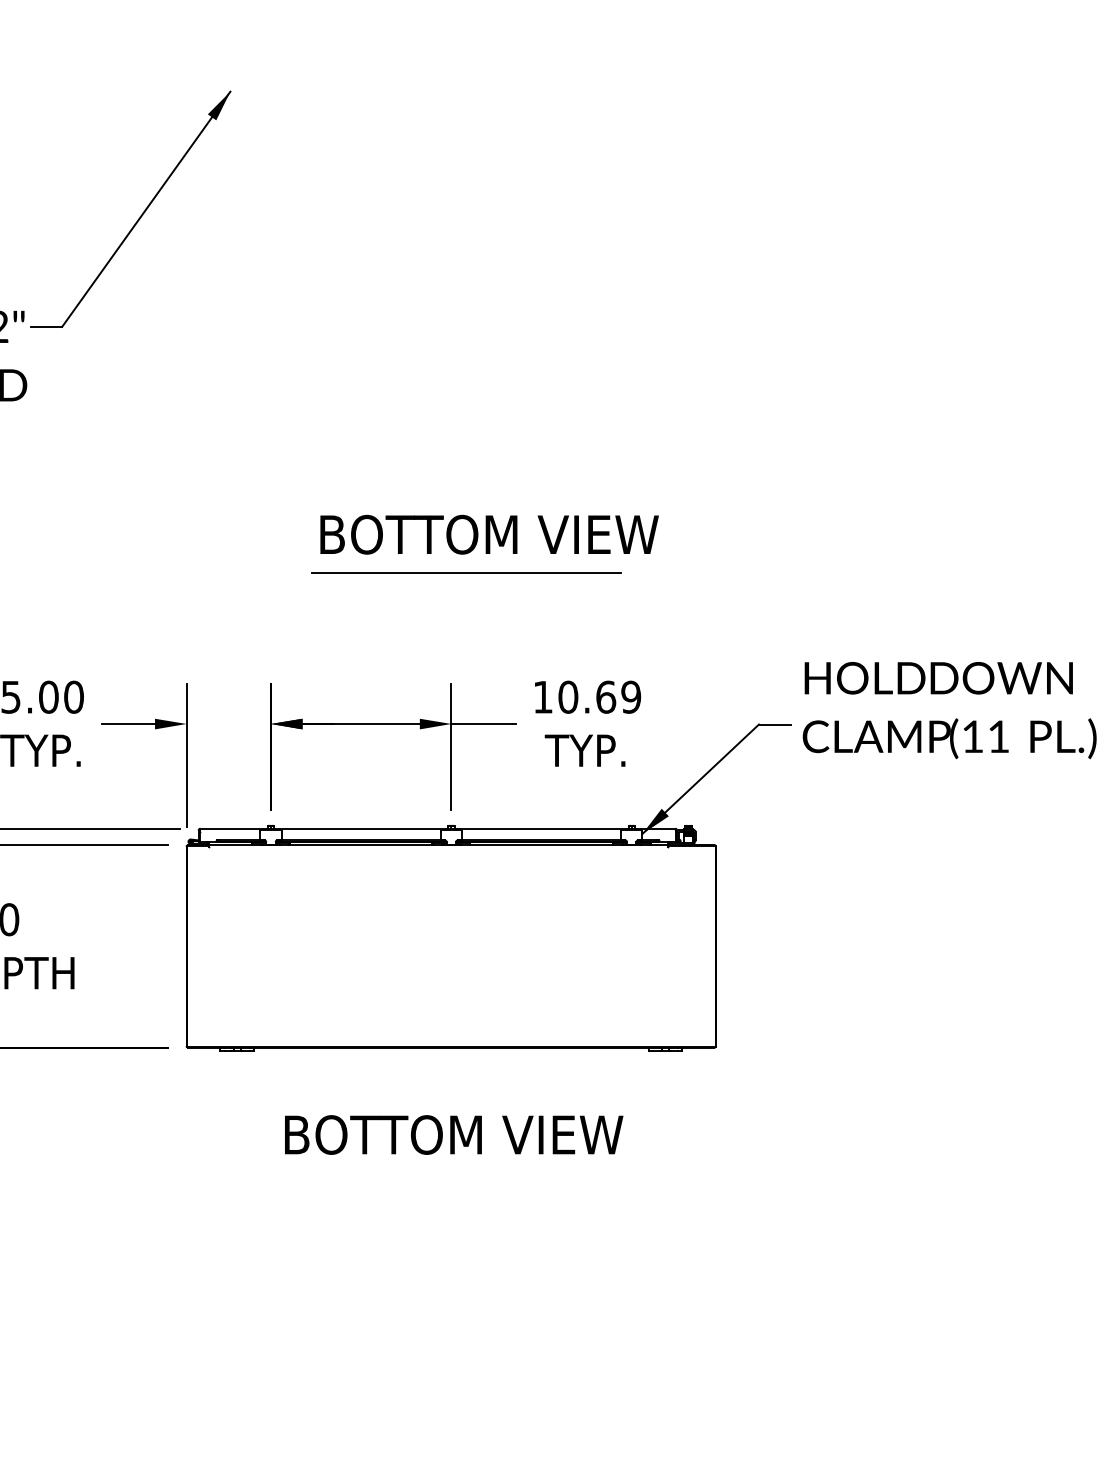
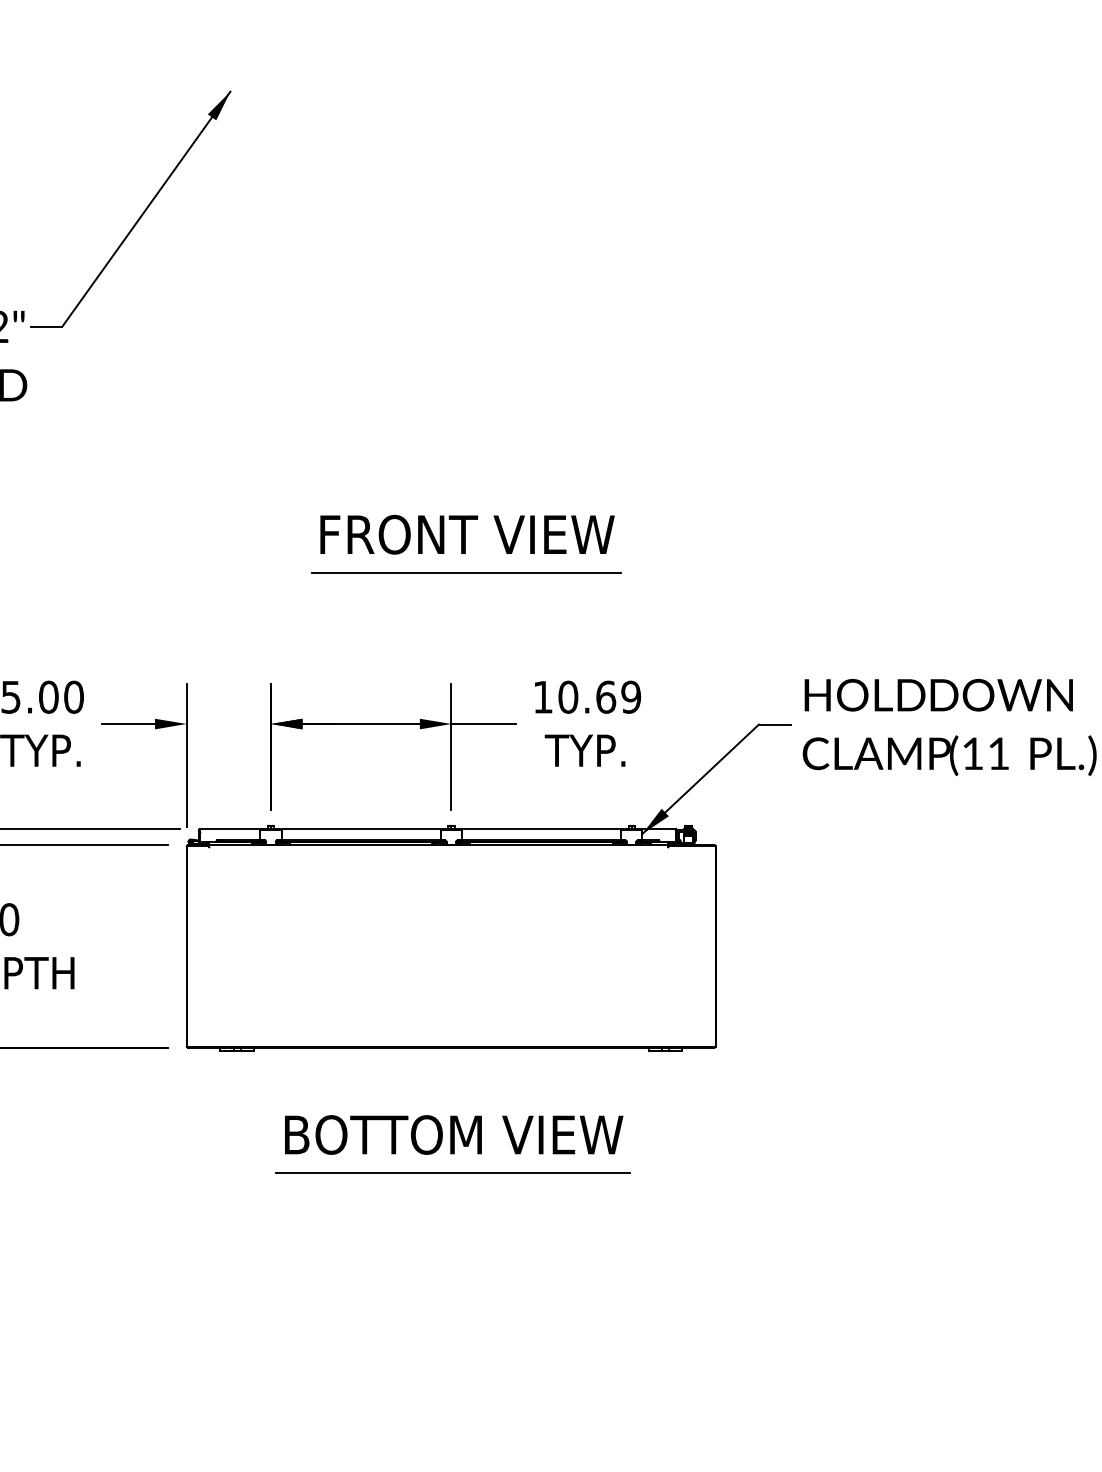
text: BOTTOM VIEW -> FRONT VIEW (491, 534)
text position: (949, 710) -> (949, 727) (949, 727)
line: none -> present (453, 1173)
